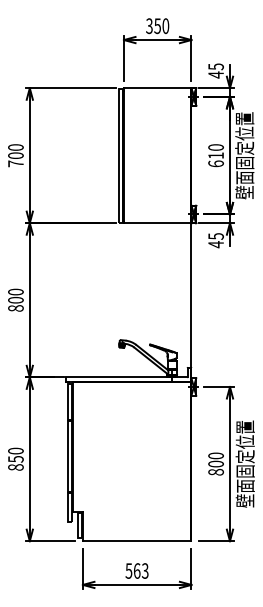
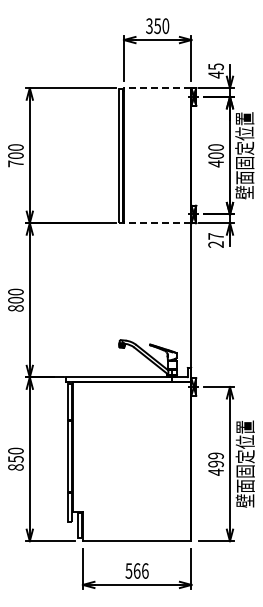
line: solid -> dashed (157, 88)
text: 610 -> 400 (215, 159)
line: solid -> dashed (157, 223)
text: 45 -> 27 (215, 240)
text: 800 -> 499 (215, 463)
text: 563 -> 566 (144, 570)
